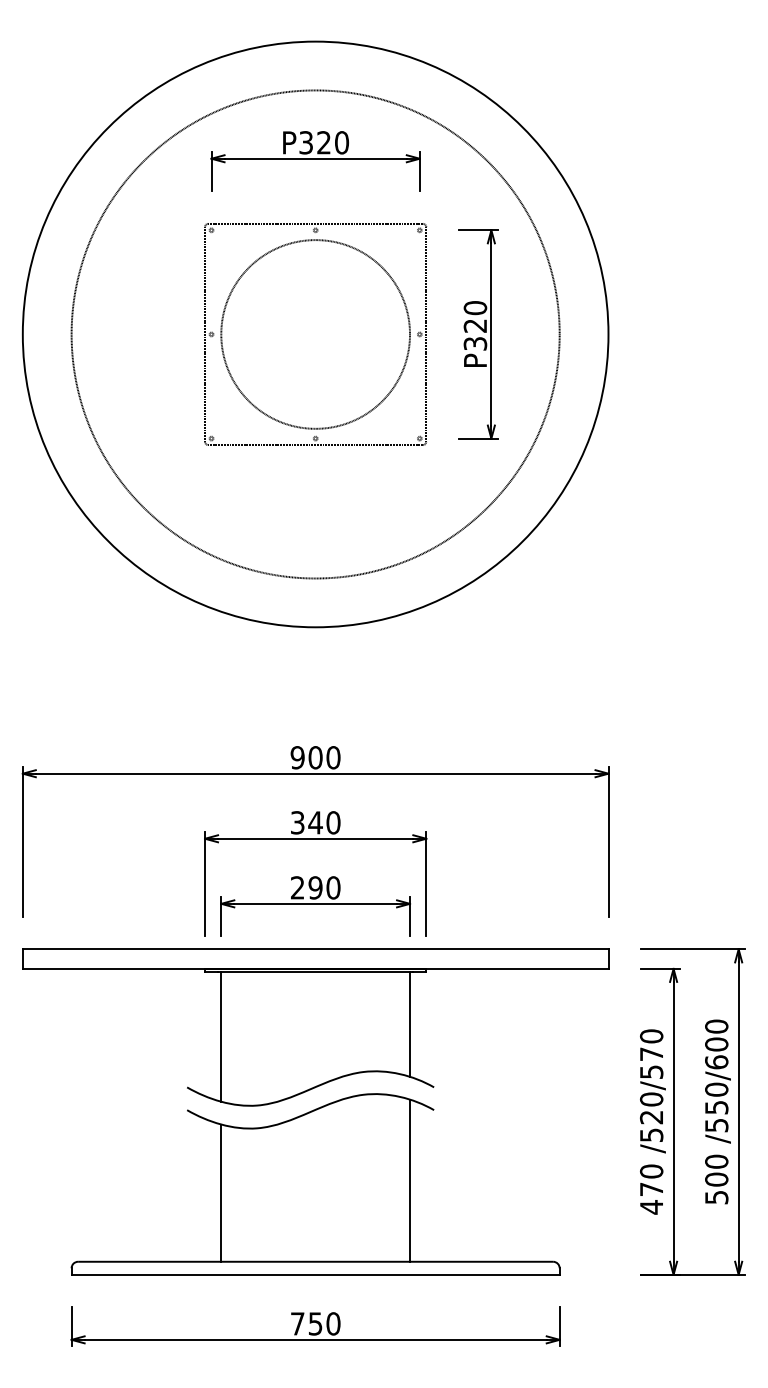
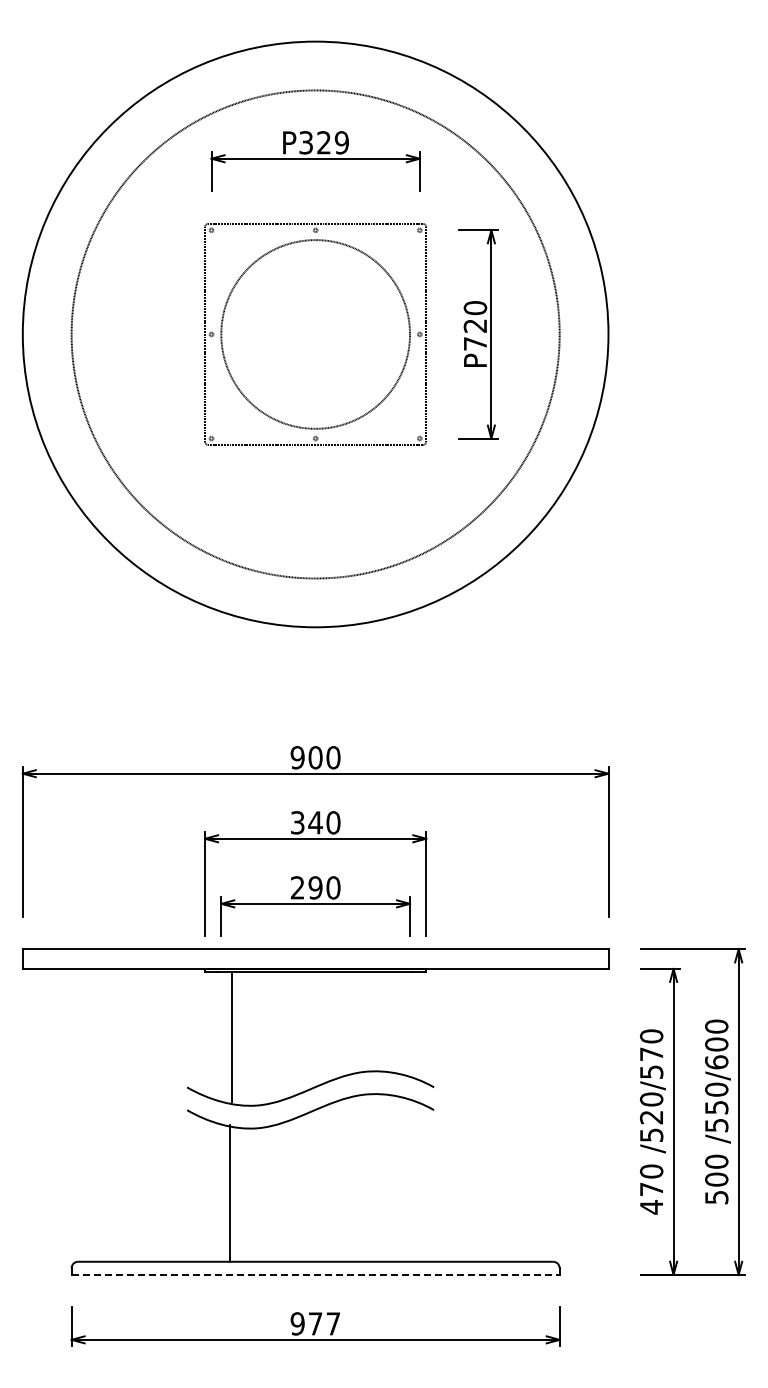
text: P320 -> P329 (341, 142)
text: P320 -> P720 (475, 343)
line: present -> none (410, 1024)
line position: (221, 1036) -> (232, 1036) (232, 1036)
line: present -> none (410, 1180)
line position: (221, 1192) -> (230, 1192) (230, 1192)
line: solid -> dashed (316, 1274)
text: 750 -> 977 (315, 1323)
